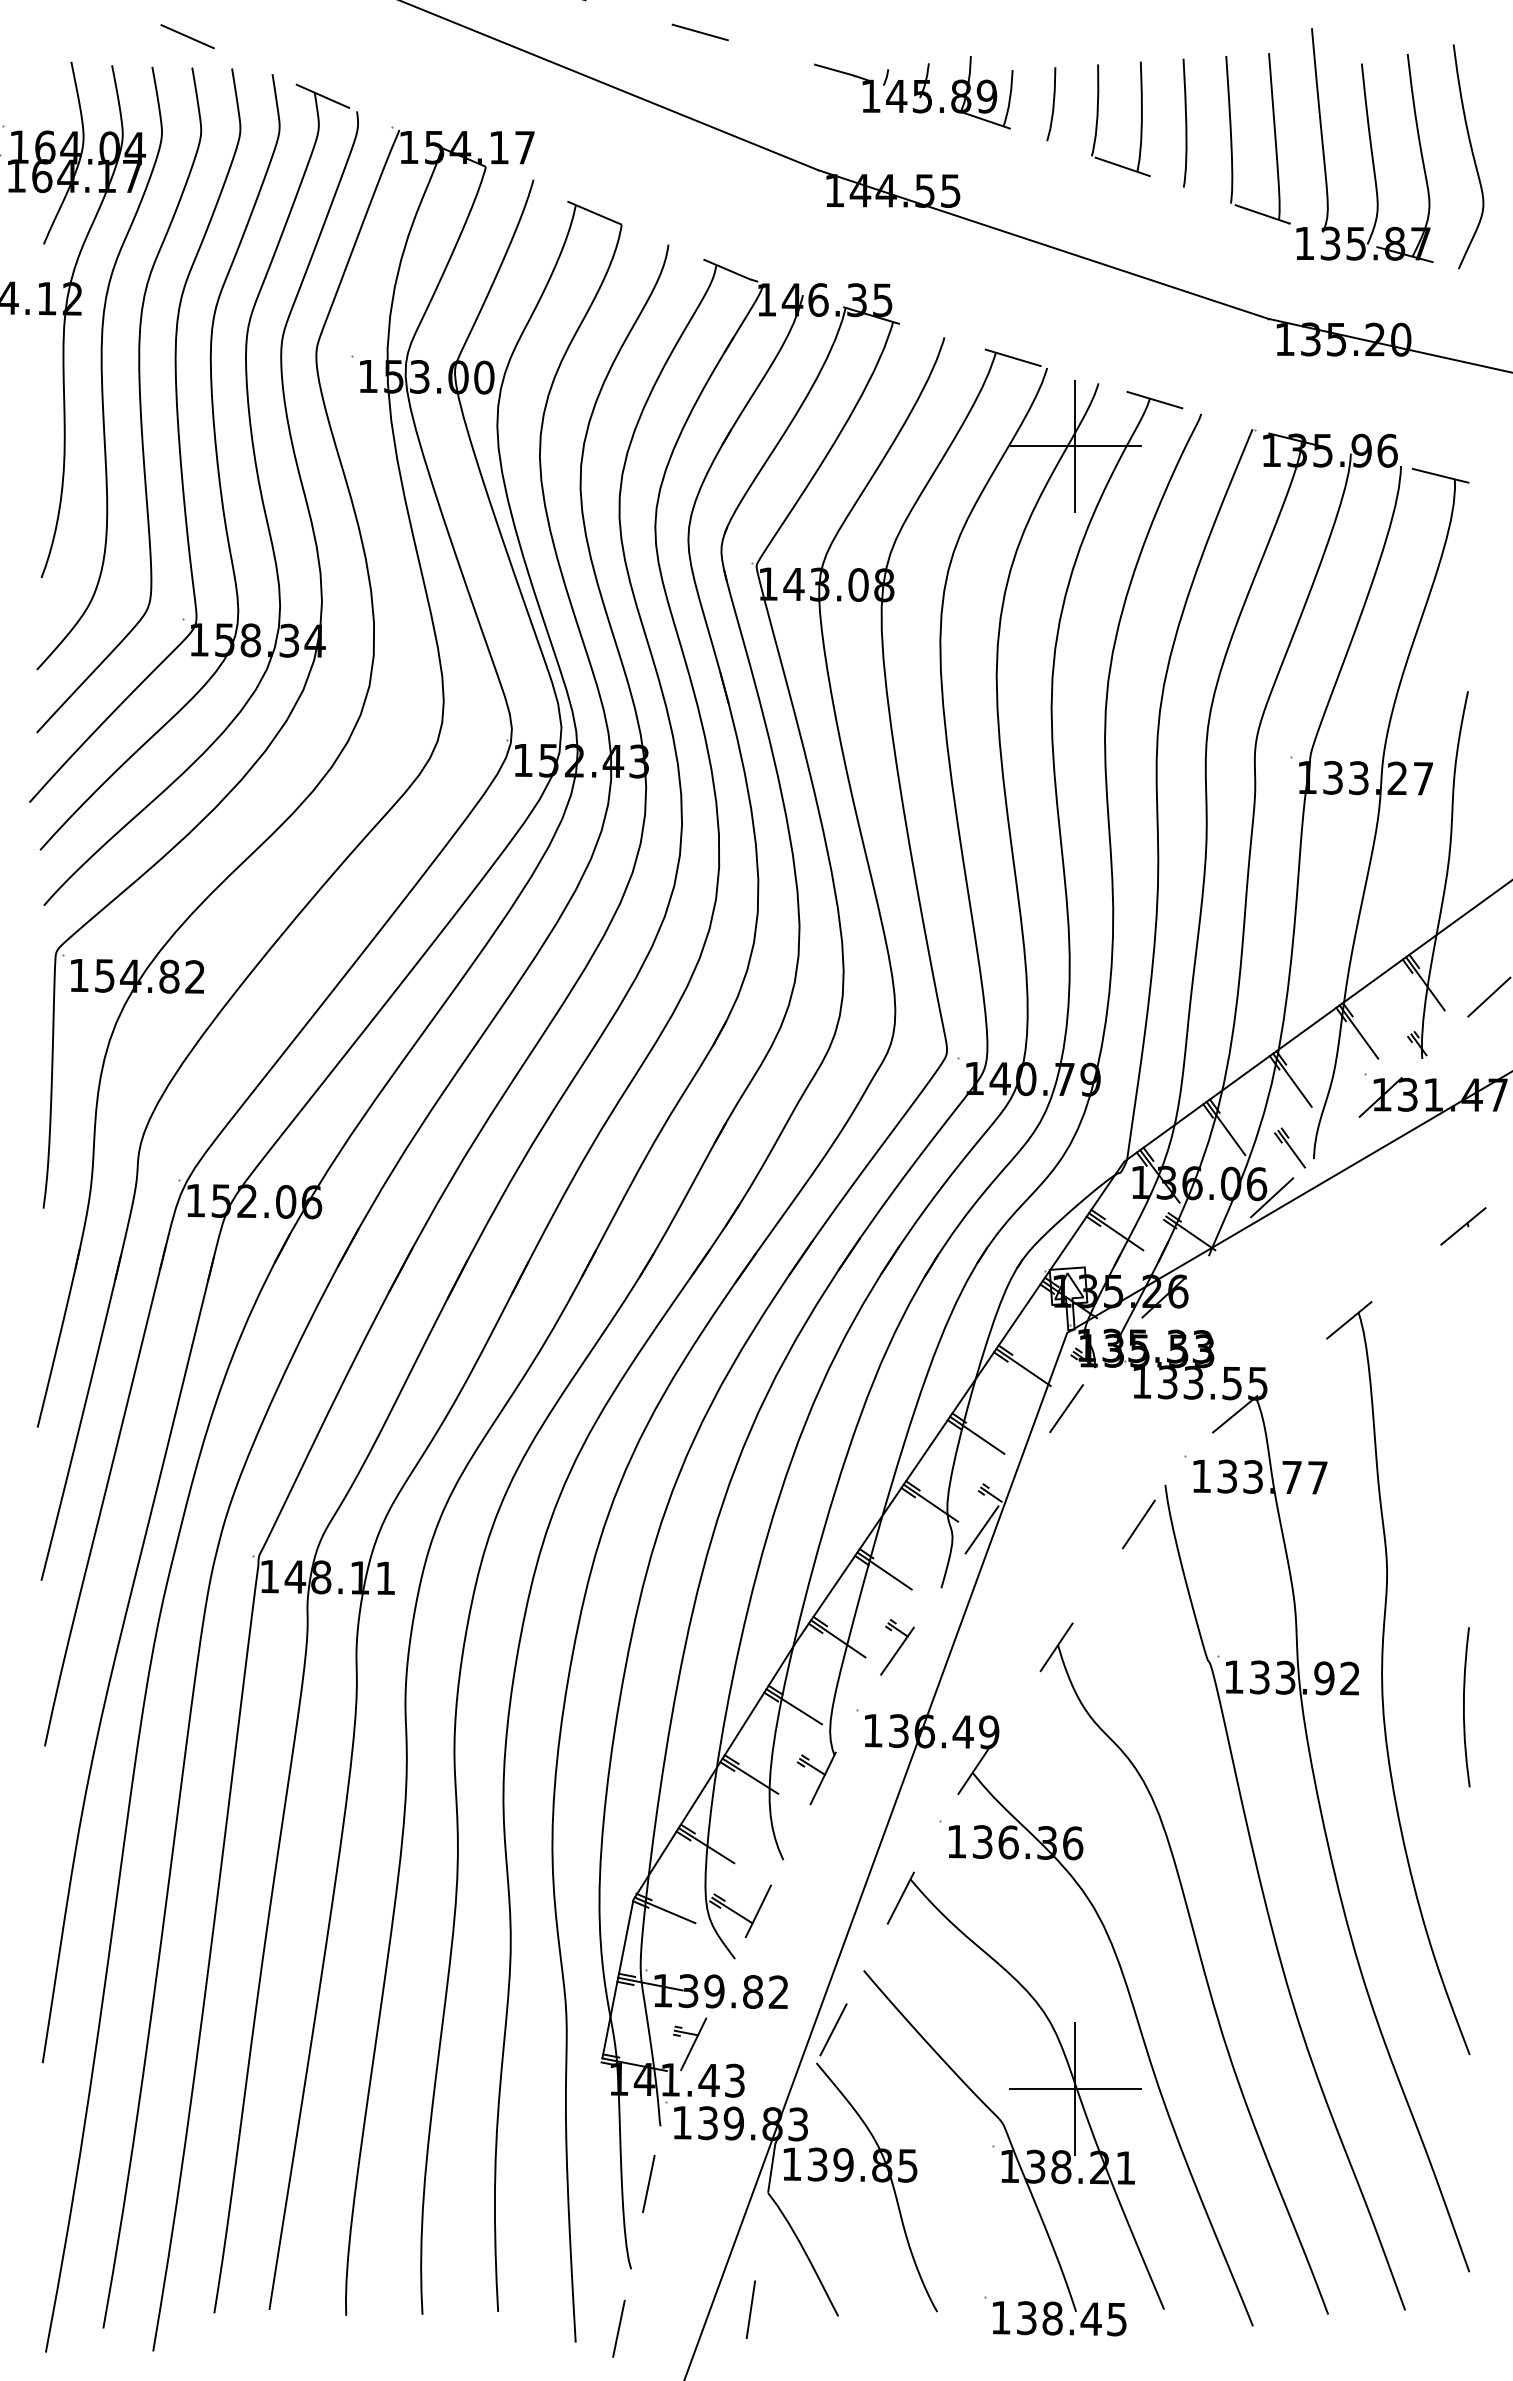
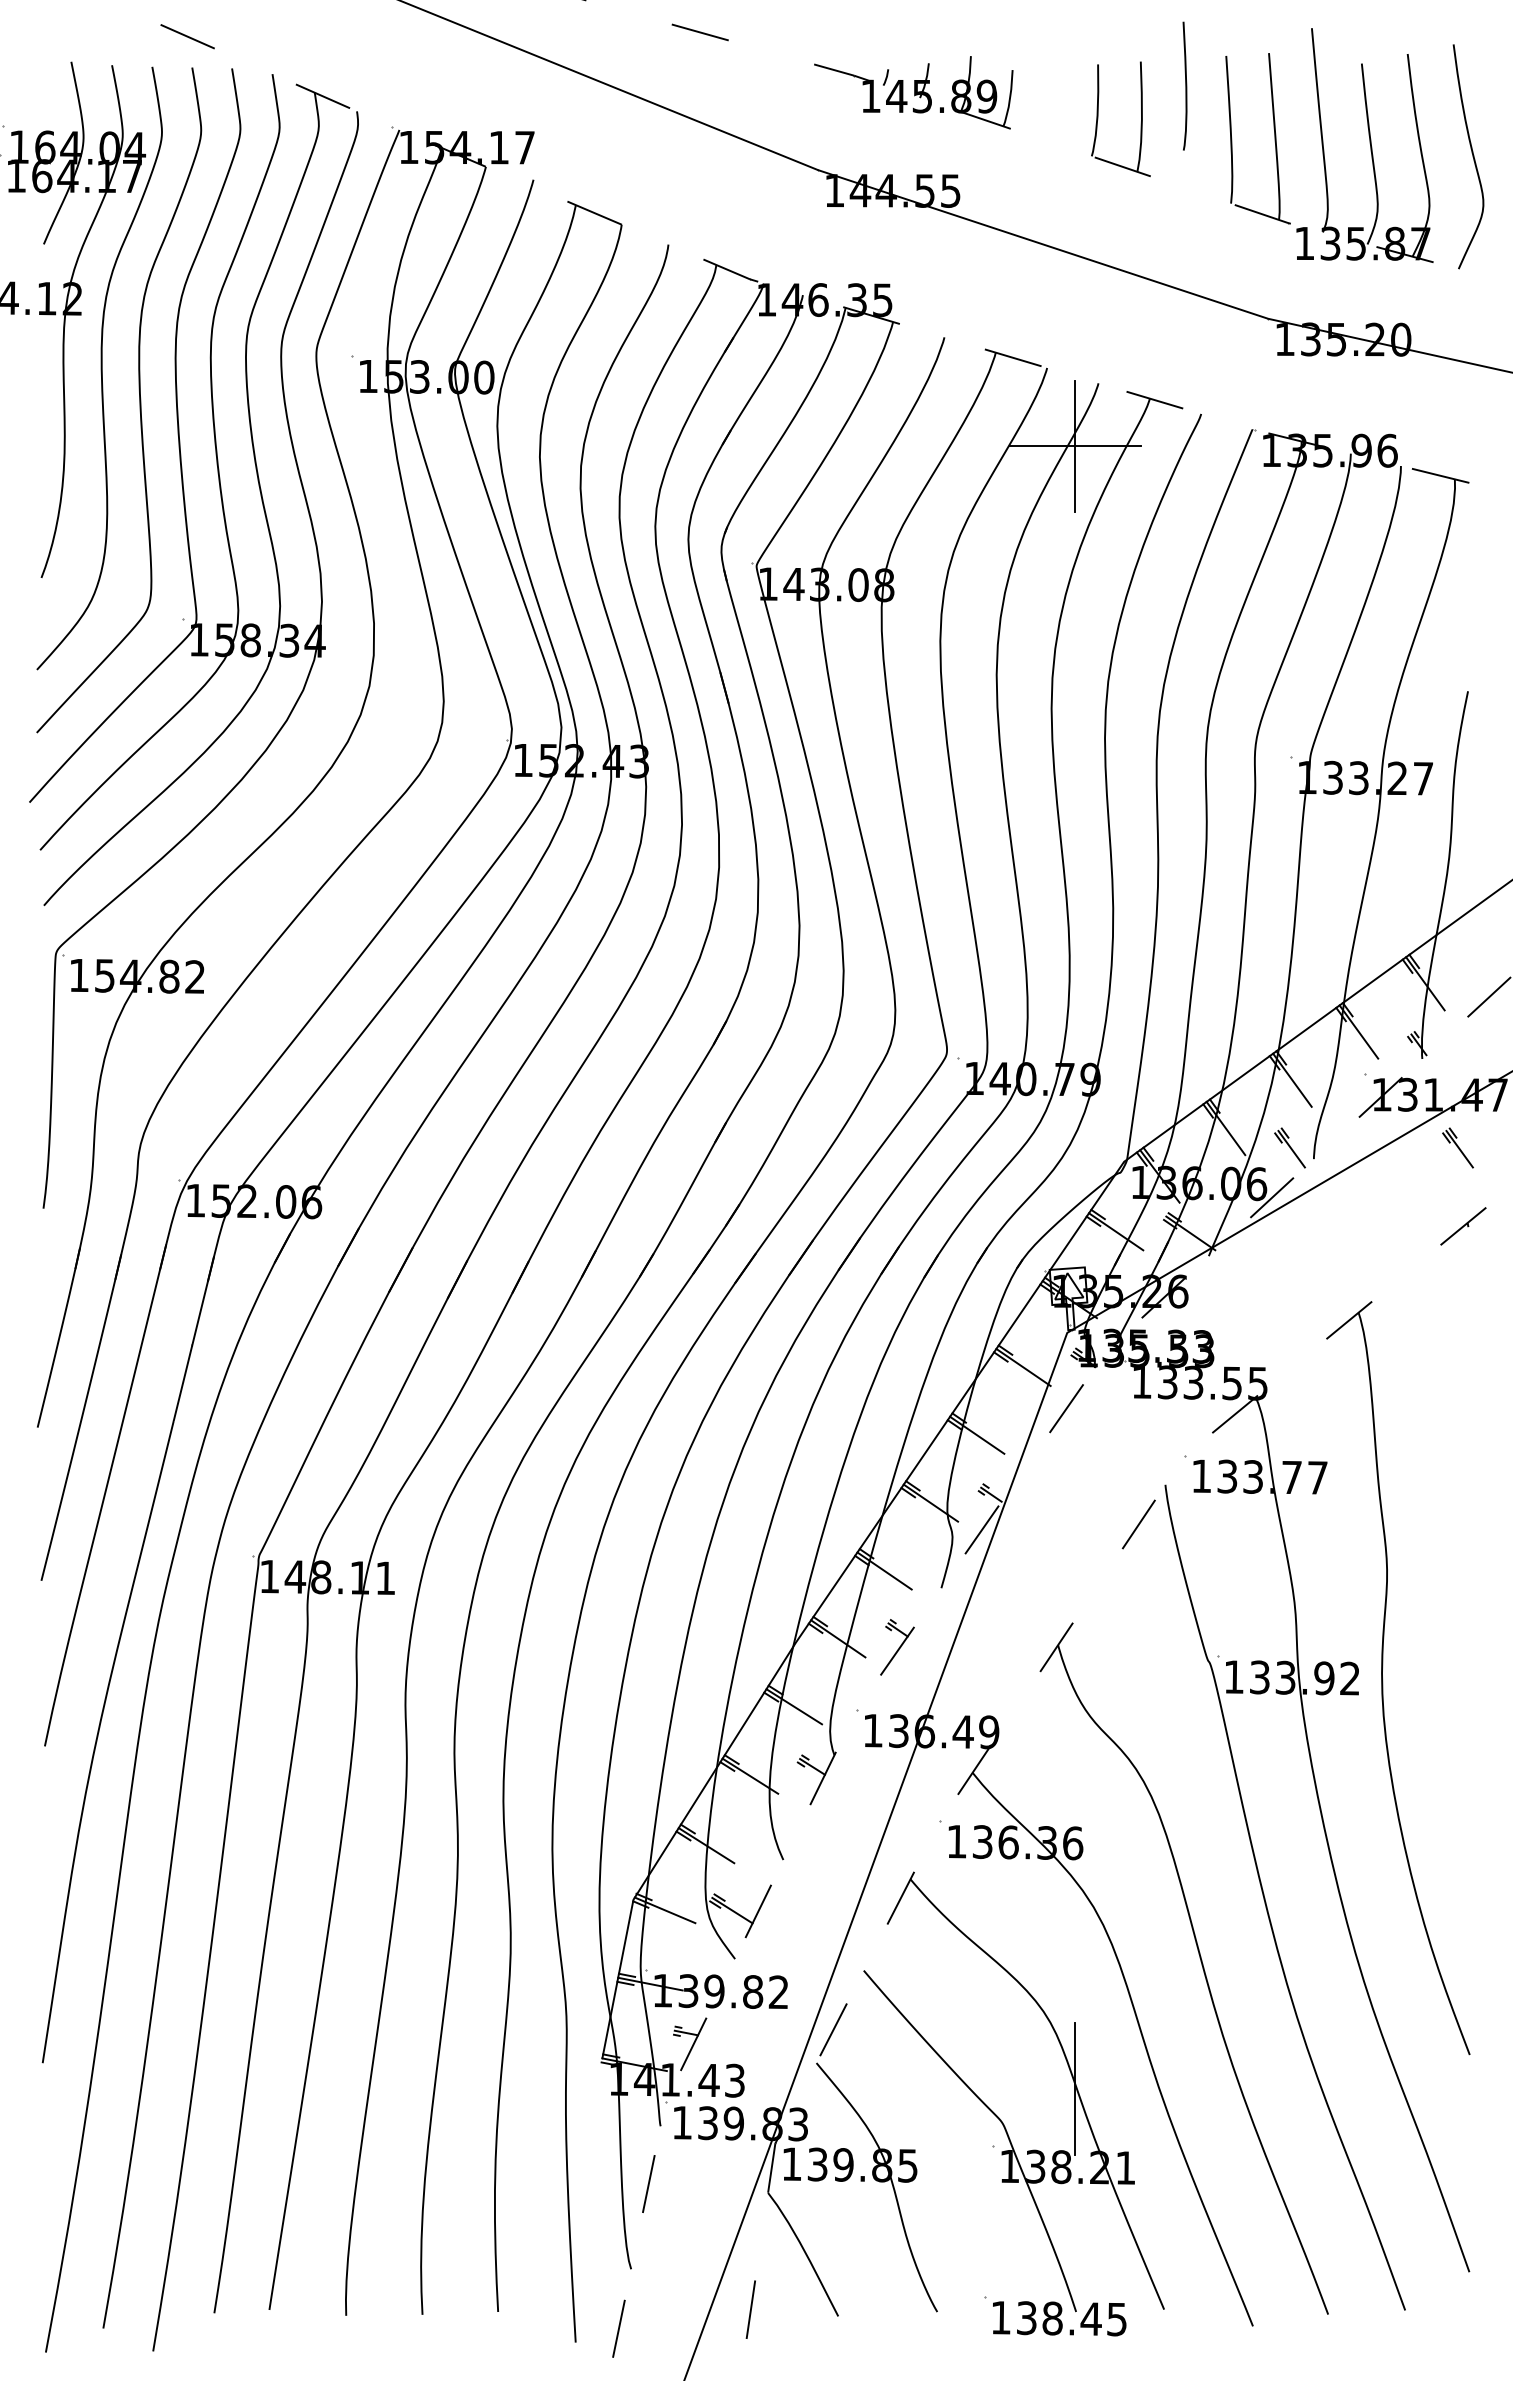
line: present -> none (1052, 104)
curve position: (1185, 122) -> (1185, 85) (1185, 85)
part: none -> present (1457, 1147)
curve: present -> none (1464, 1707)
line: present -> none (1075, 2089)
